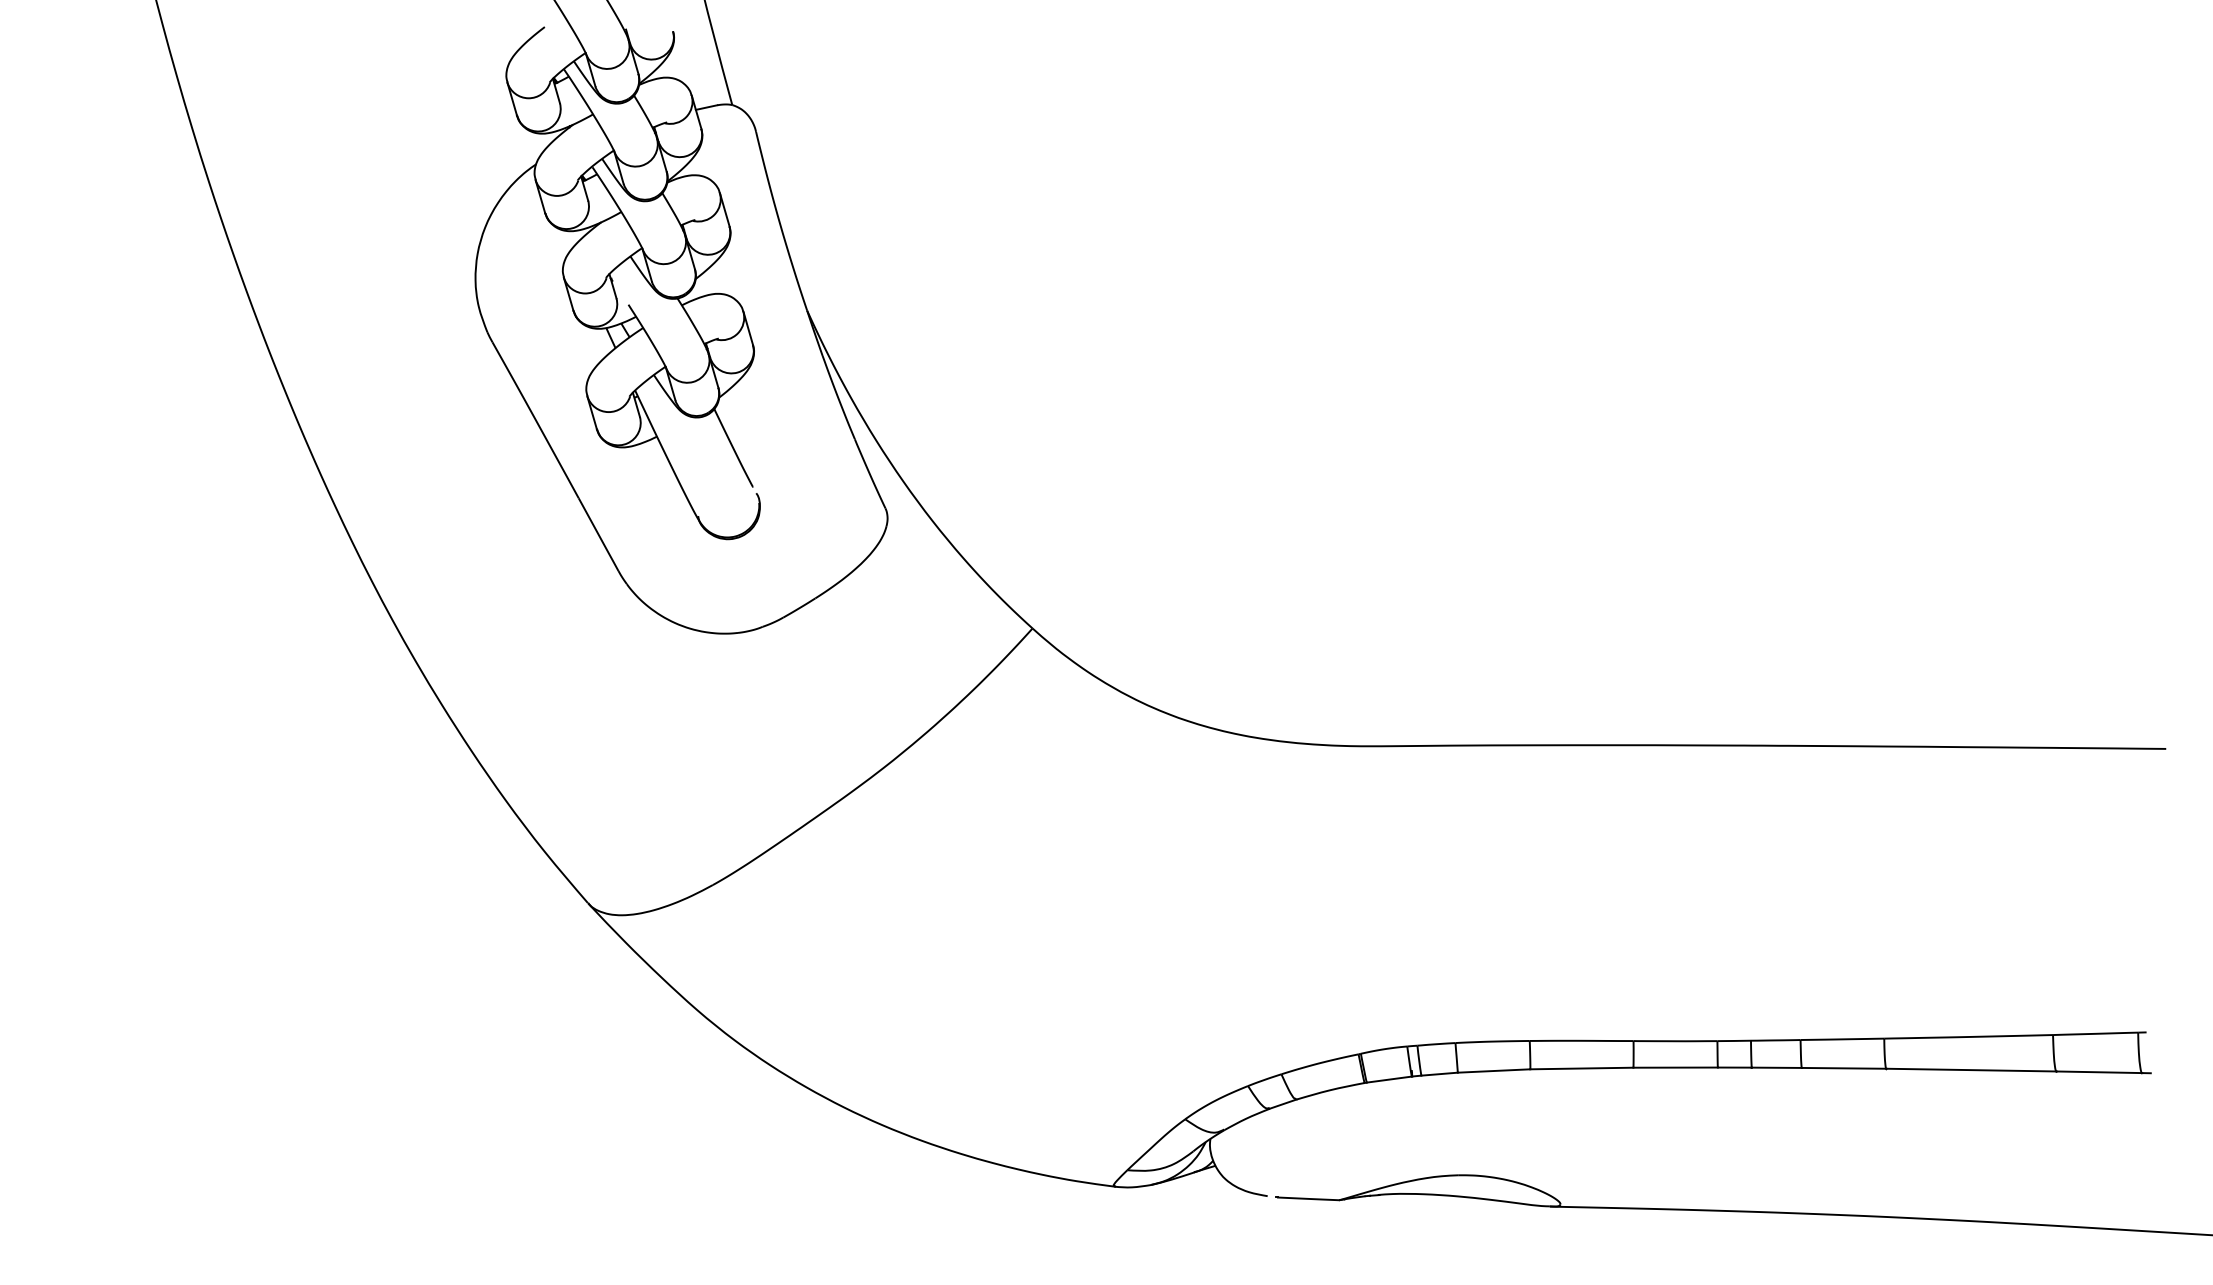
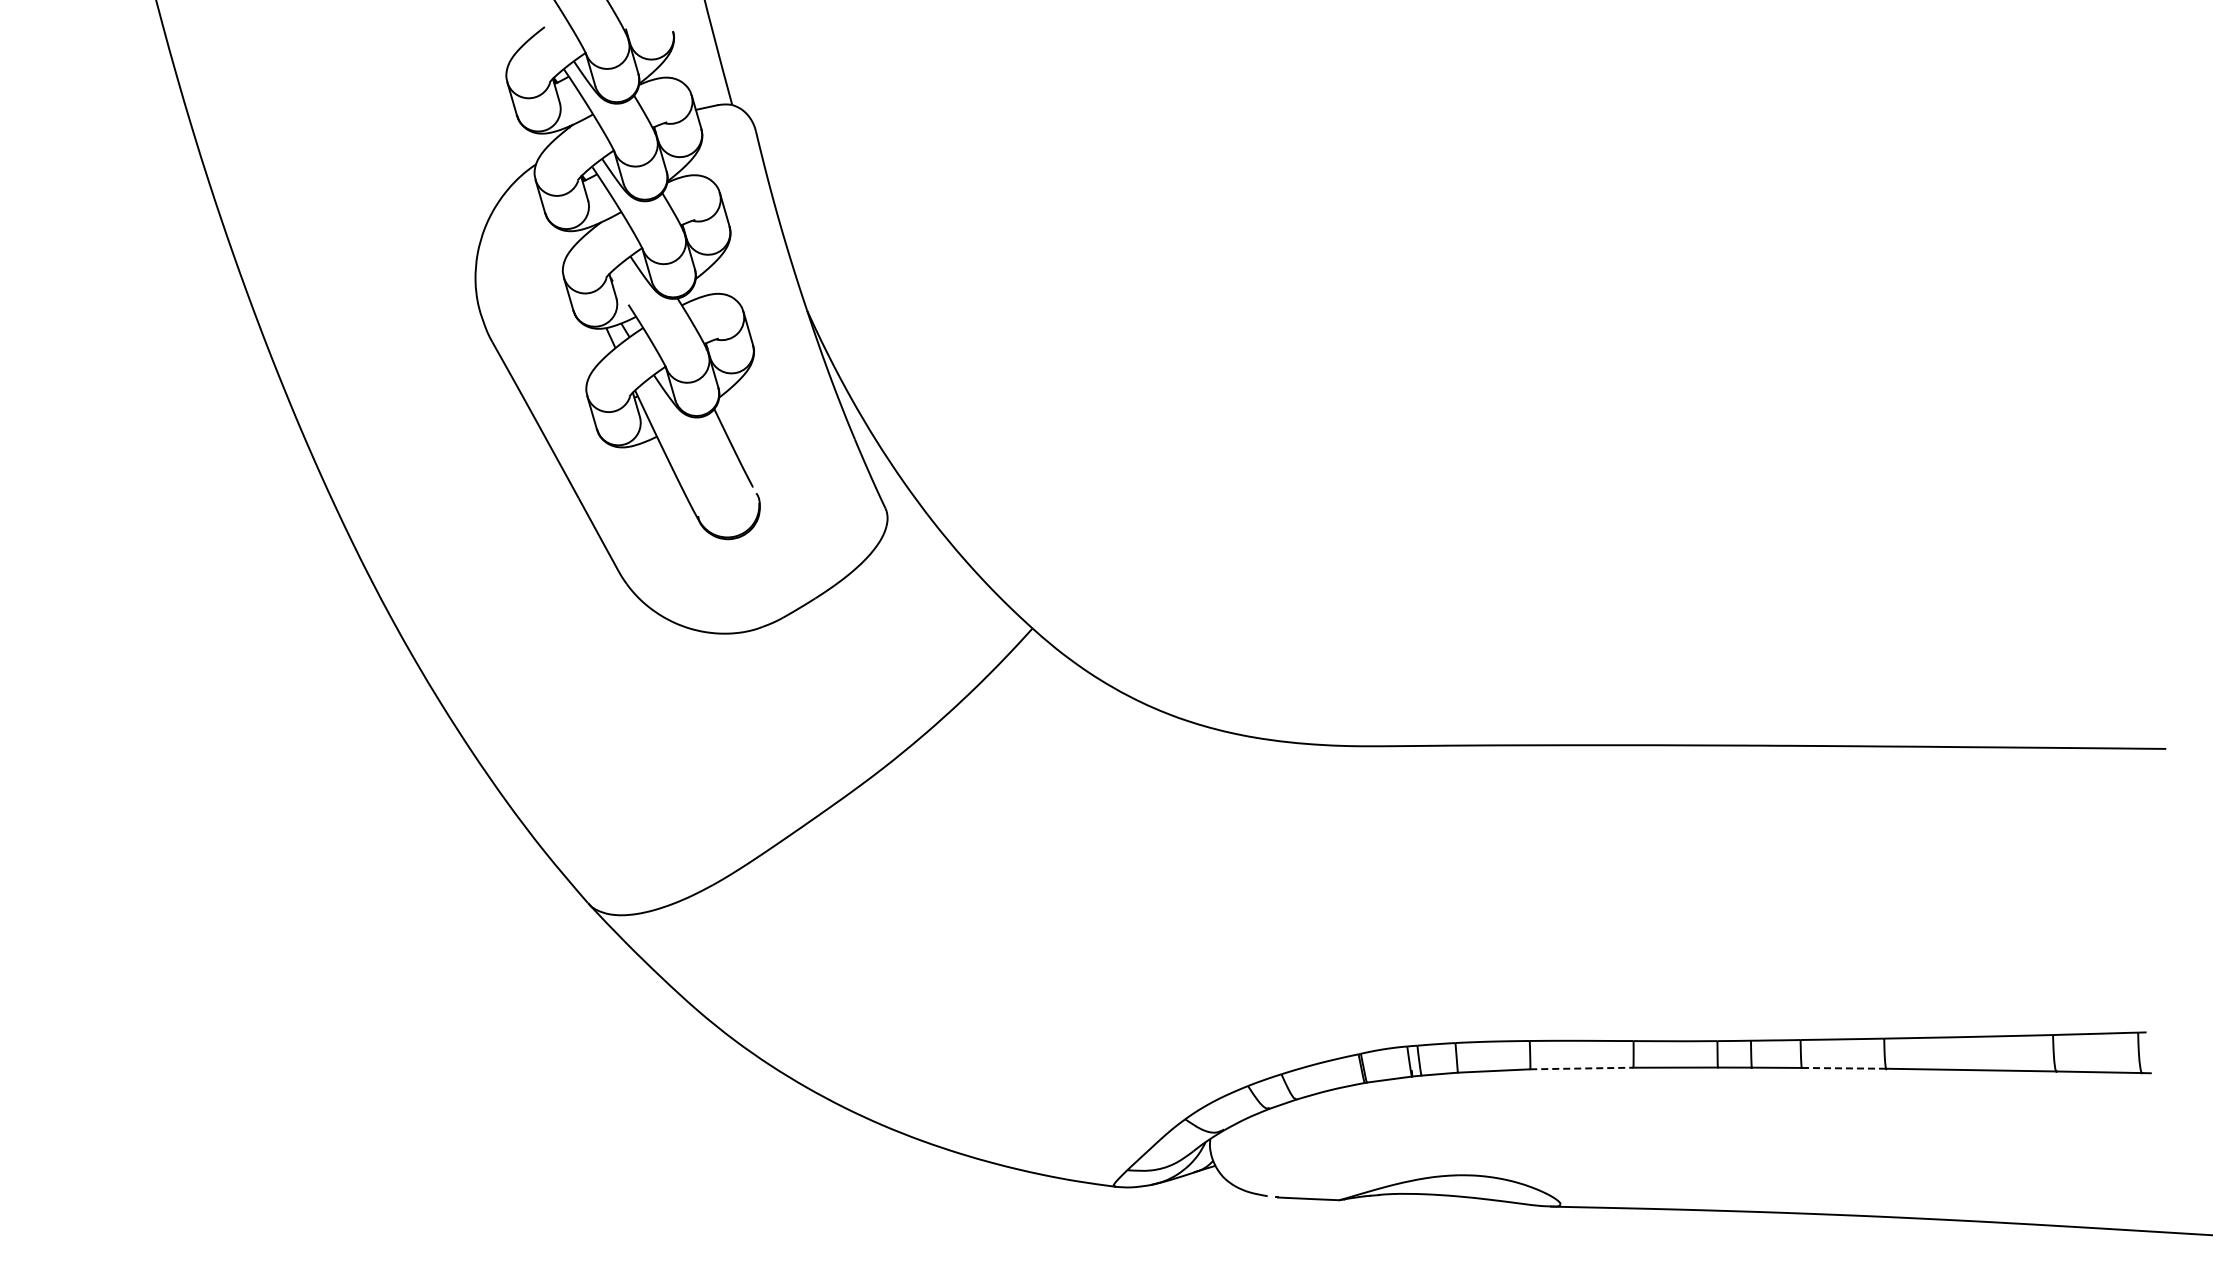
line: solid -> dashed (1581, 1068)
line: solid -> dashed (1844, 1068)
